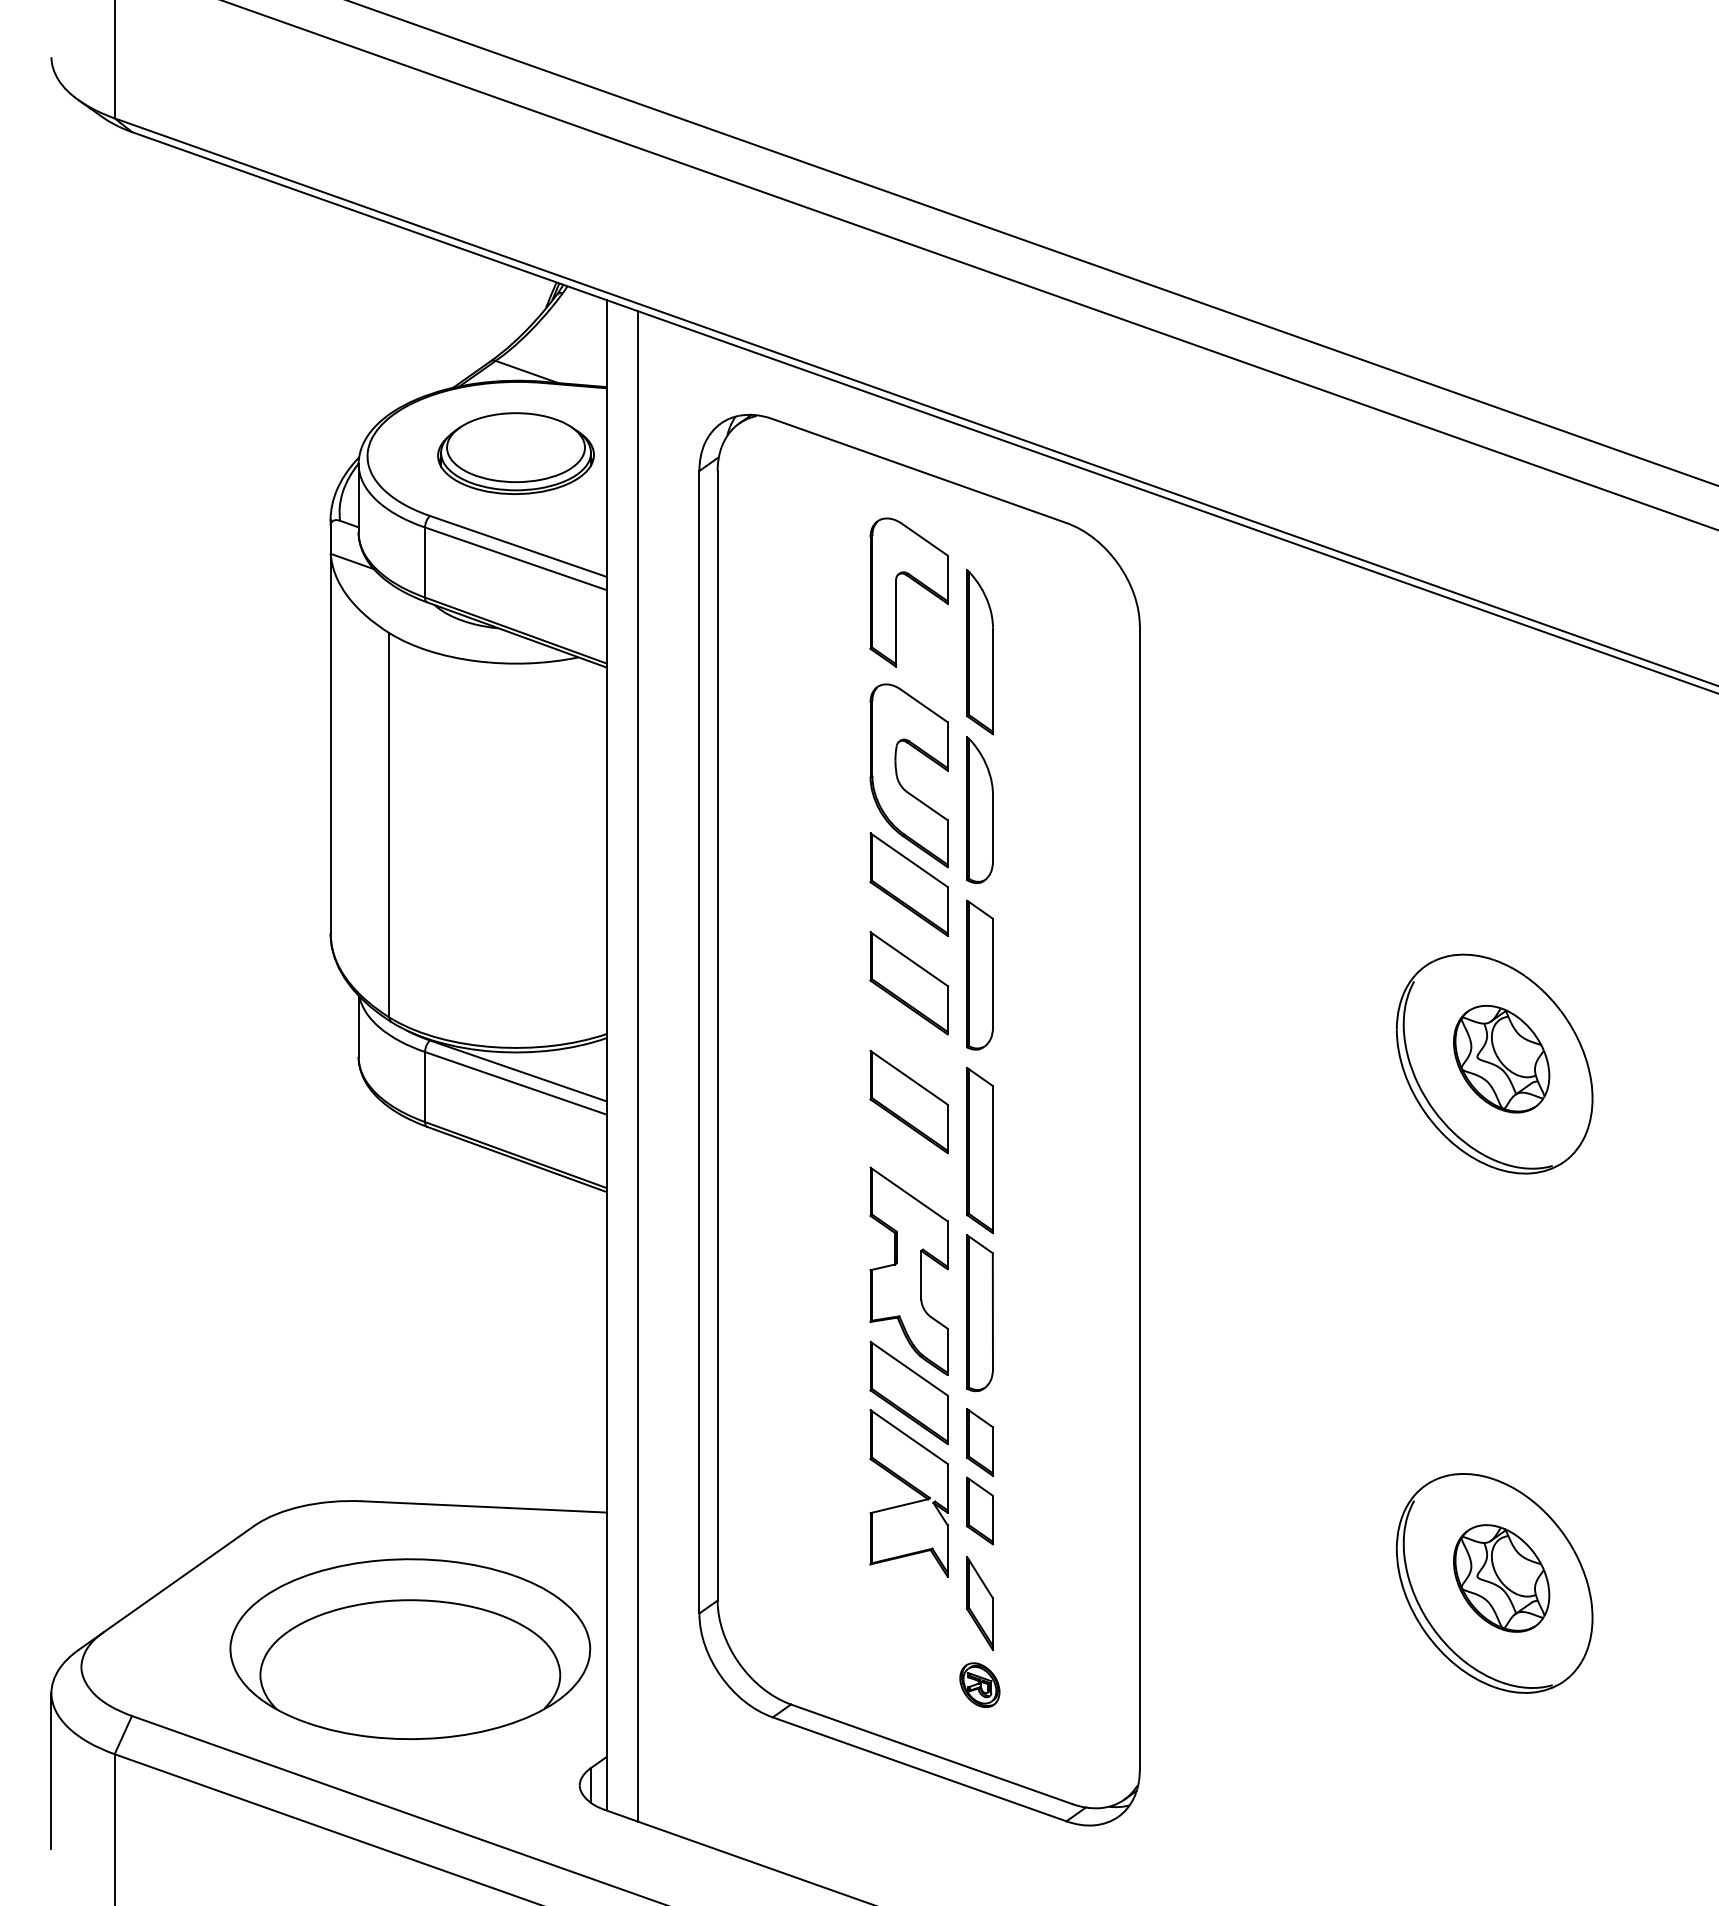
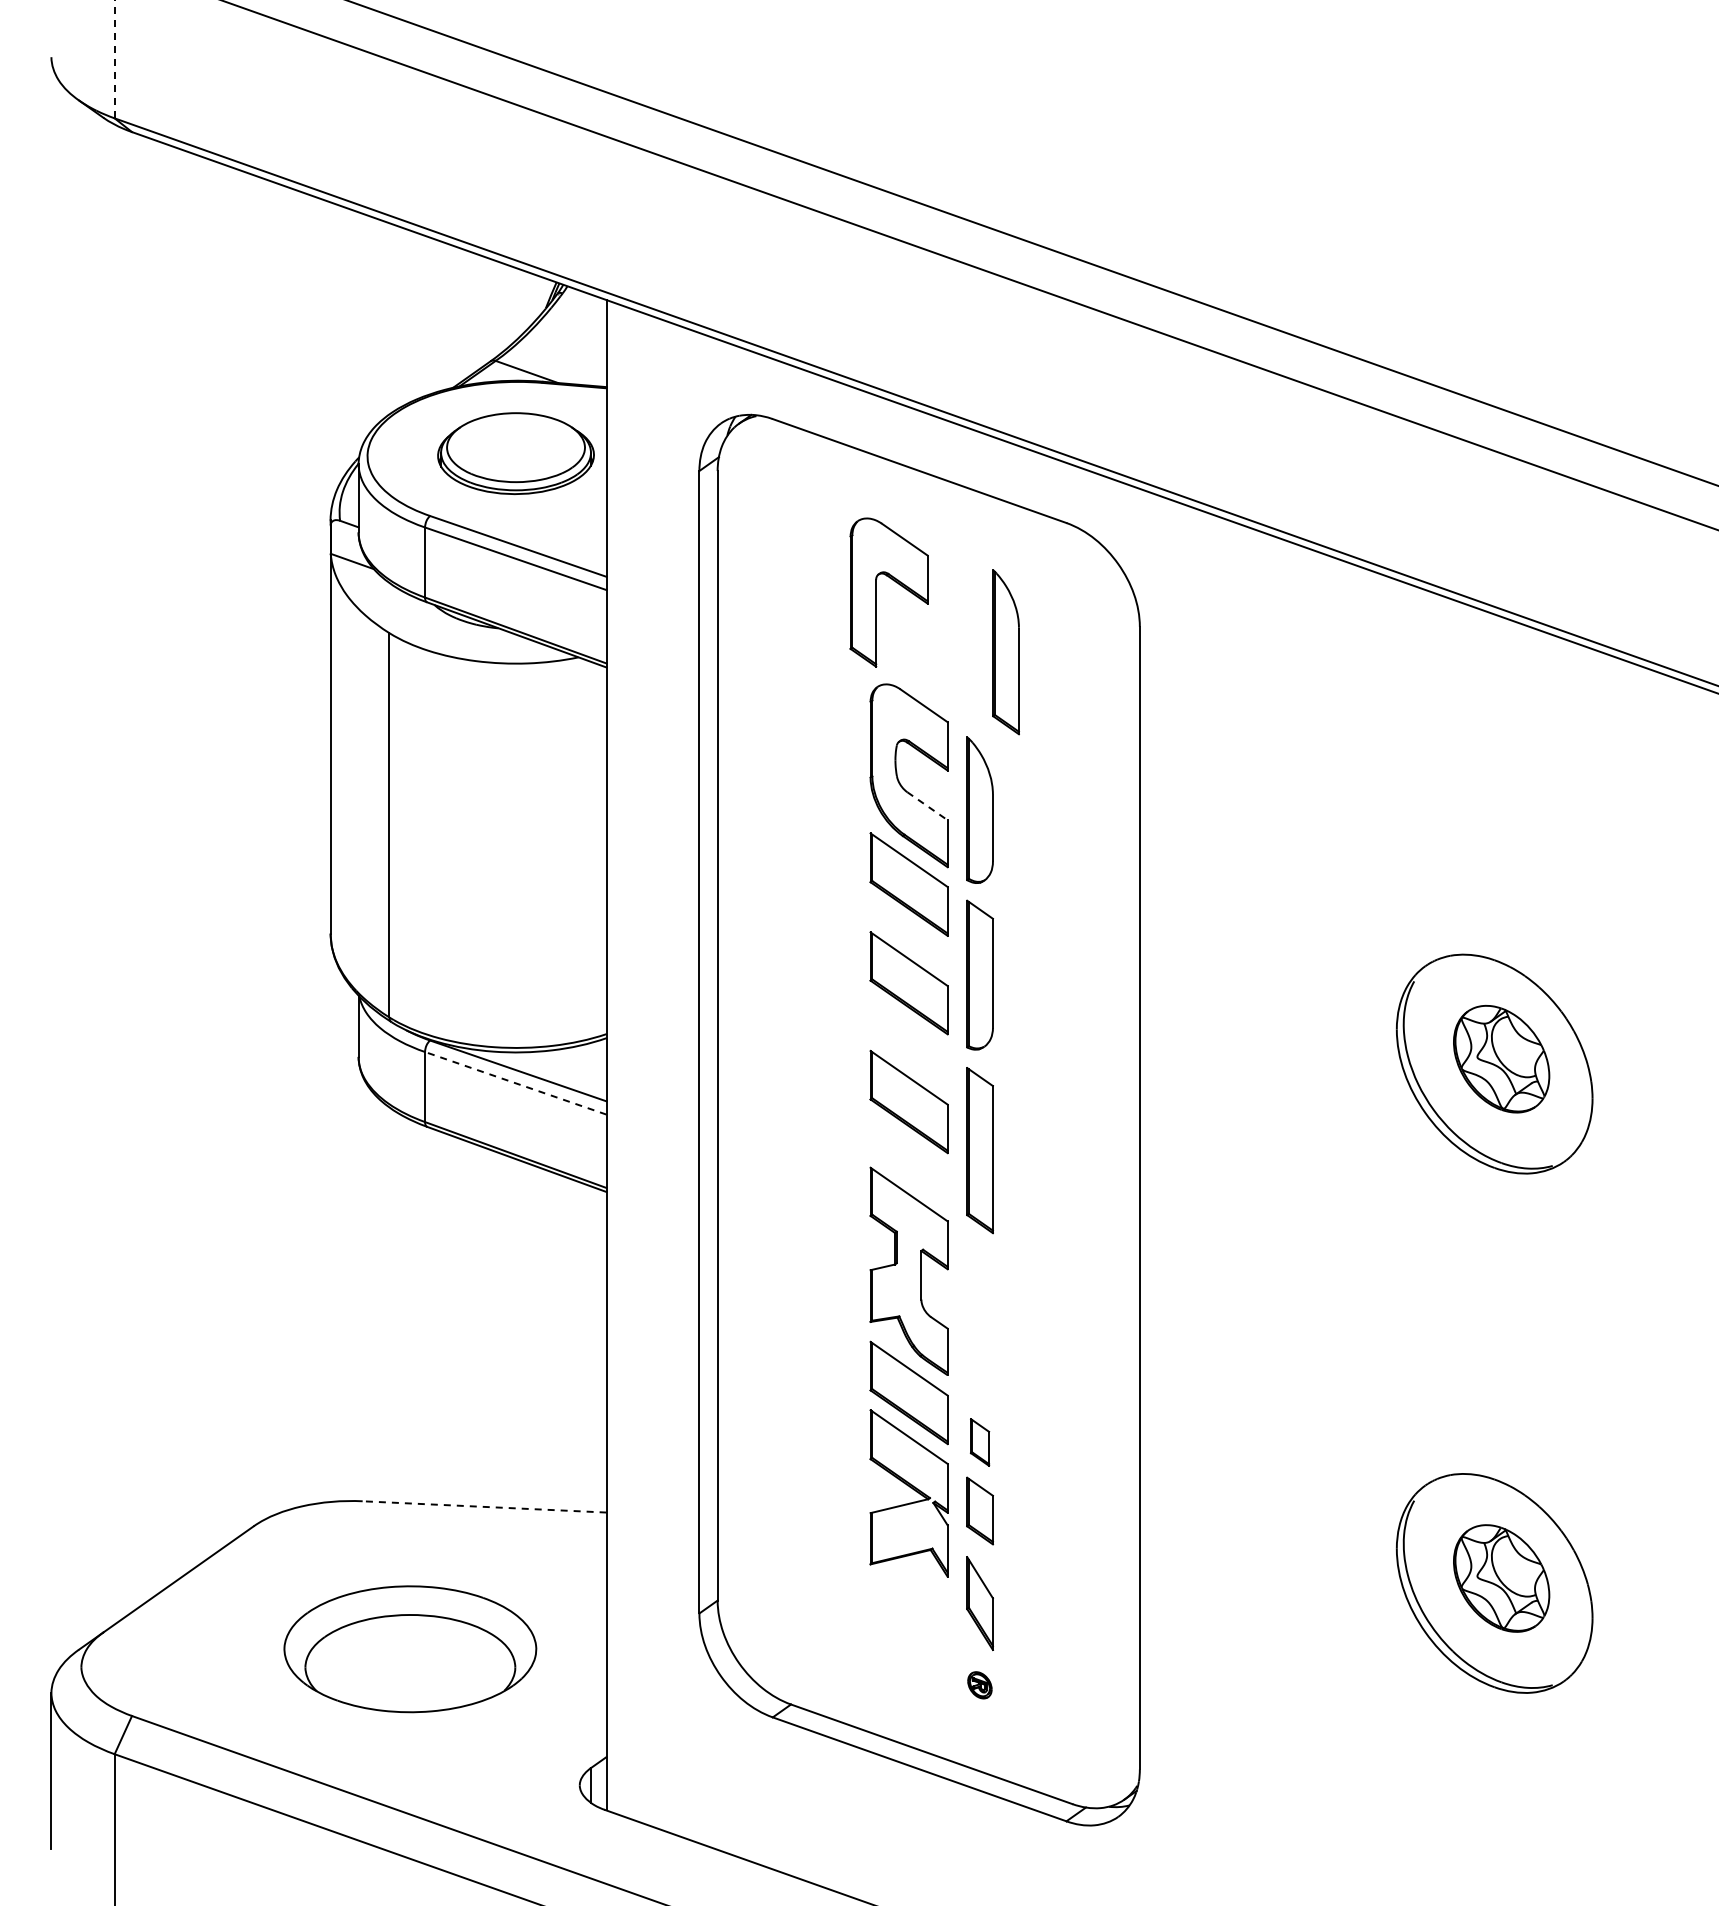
line: solid -> dashed (114, 59)
part position: (896, 592) -> (876, 592) (876, 592)
part position: (979, 652) -> (1005, 652) (1005, 652)
line: solid -> dashed (927, 806)
line: present -> none (638, 1066)
line: solid -> dashed (515, 1083)
part: present -> none (979, 1313)
part size: 28x69 px -> 22x49 px (979, 1442)
line: solid -> dashed (484, 1506)
part size: 363x183 px -> 255x129 px (410, 1649)
part size: 42x47 px -> 26x29 px (979, 1685)
